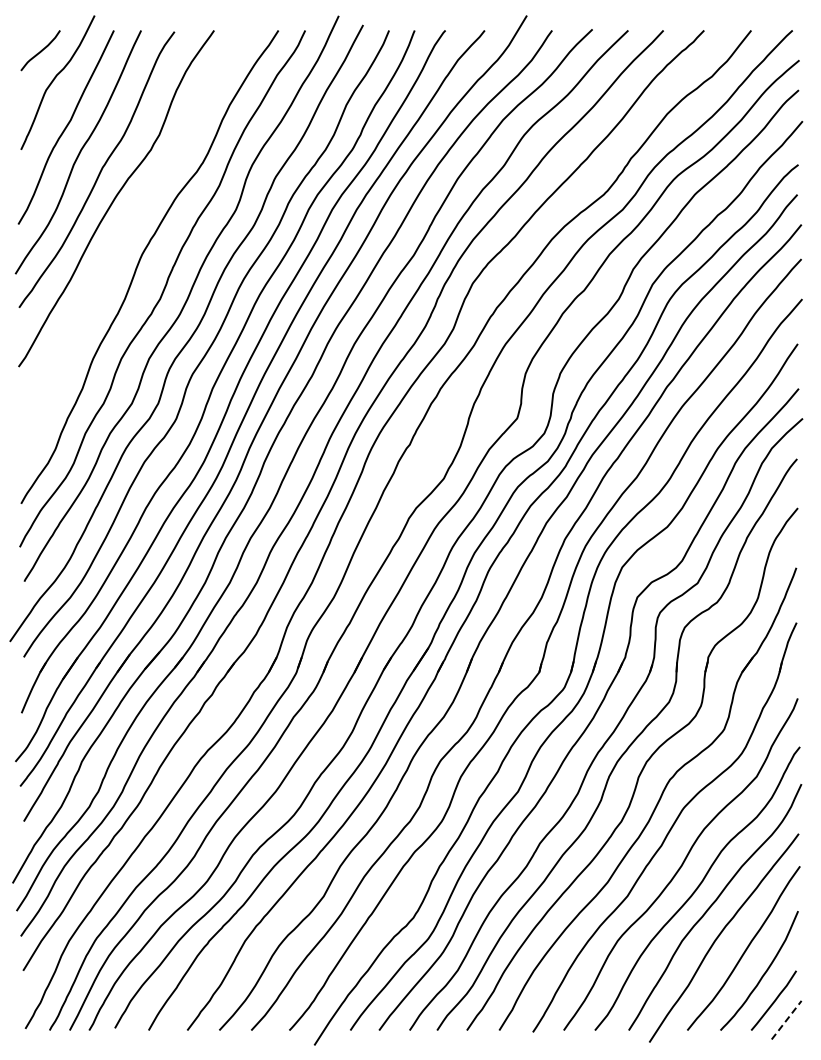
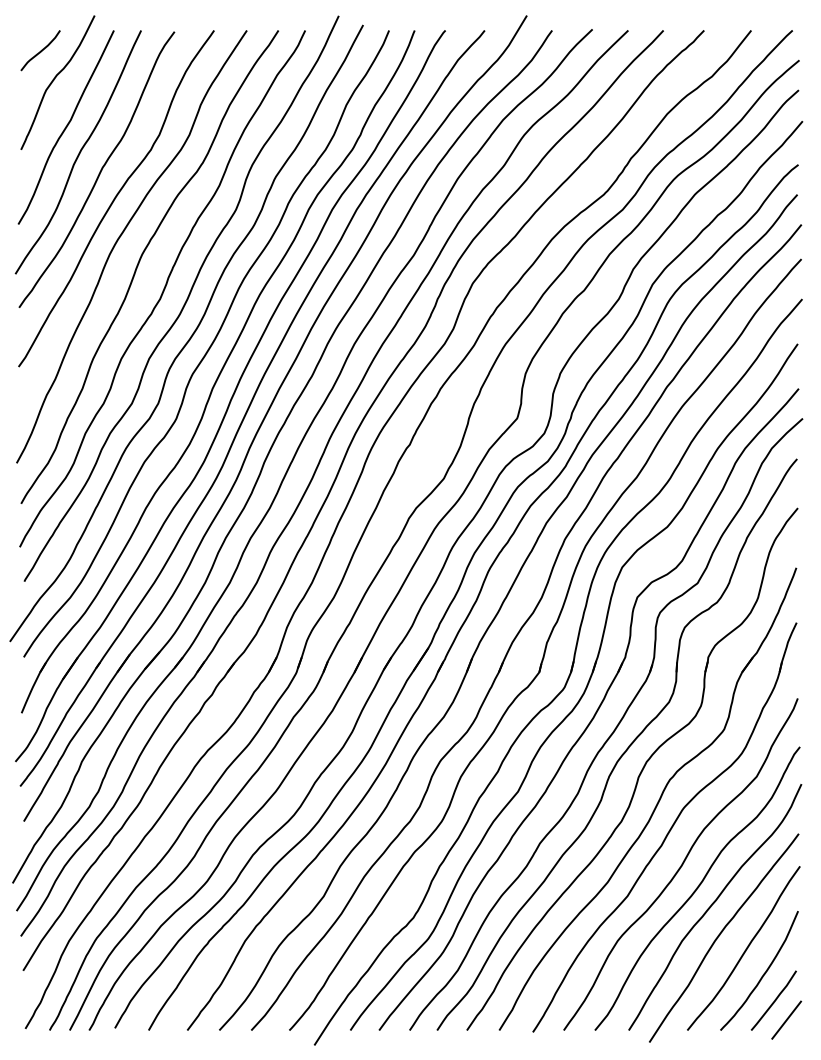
curve: none -> present (119, 239)
line: dashed -> solid (786, 1019)
